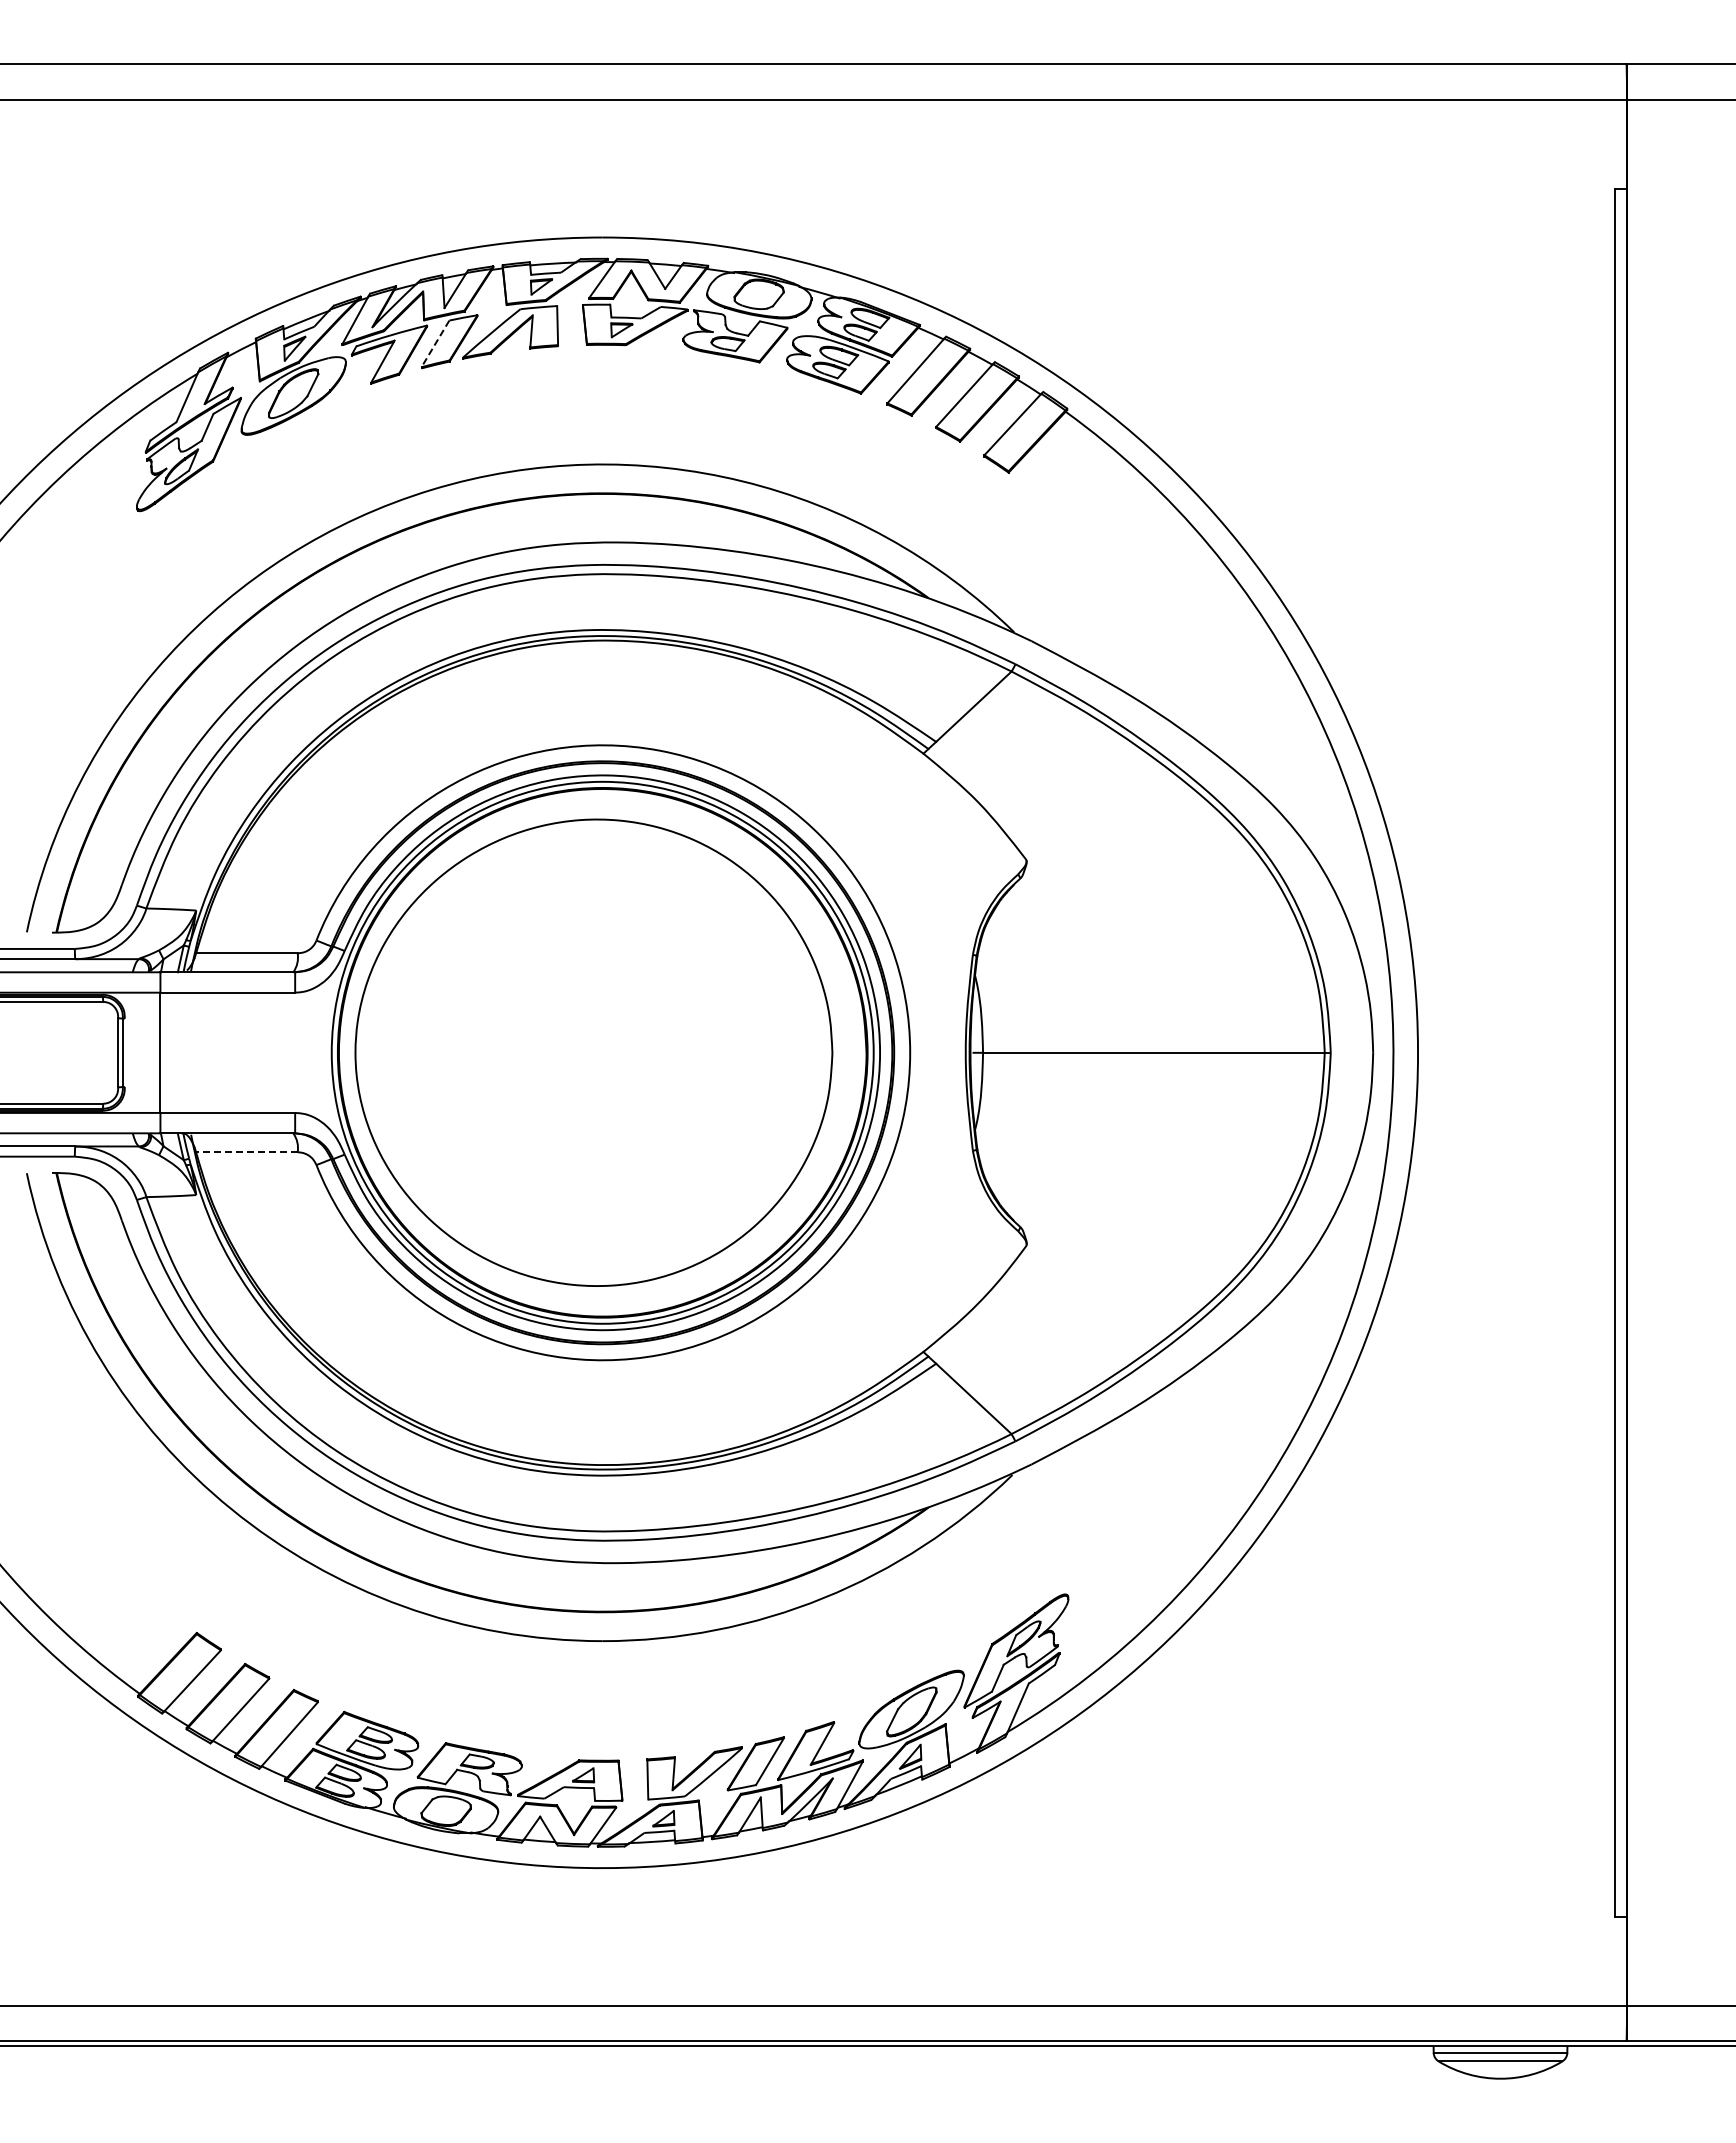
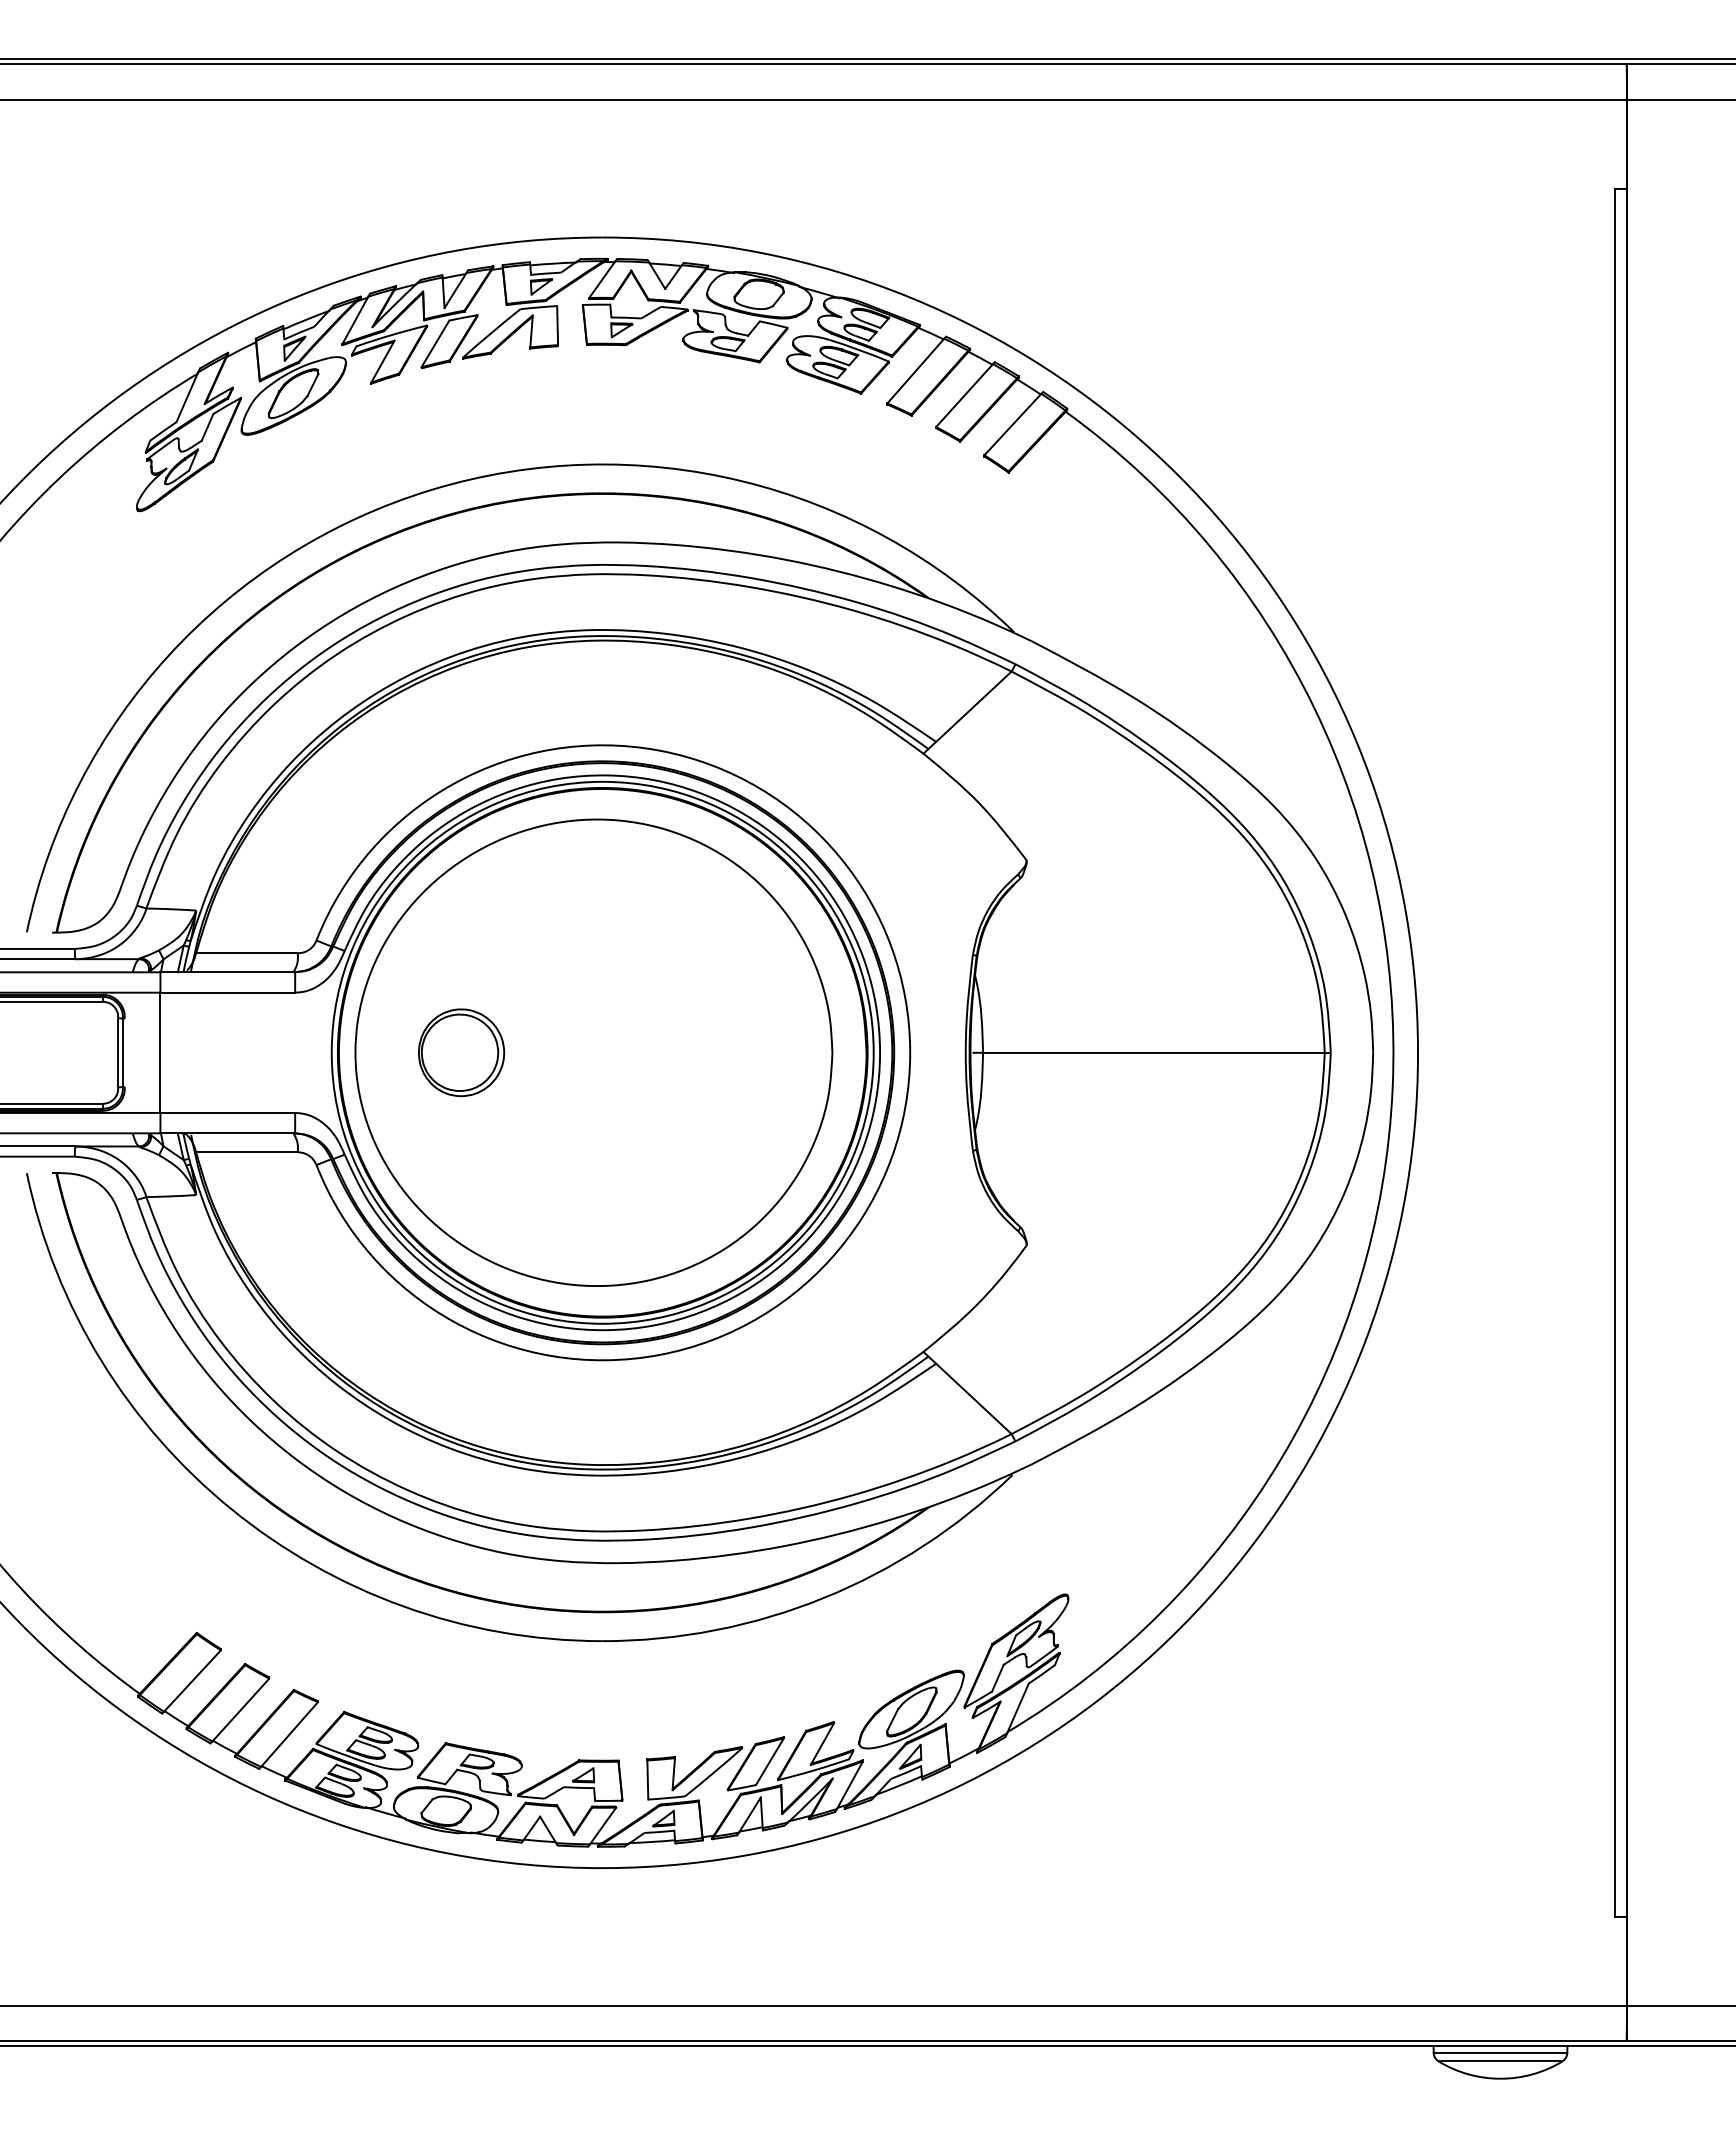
line: none -> present (867, 59)
line: dashed -> solid (435, 344)
part: none -> present (461, 1052)
line: dashed -> solid (246, 1152)
